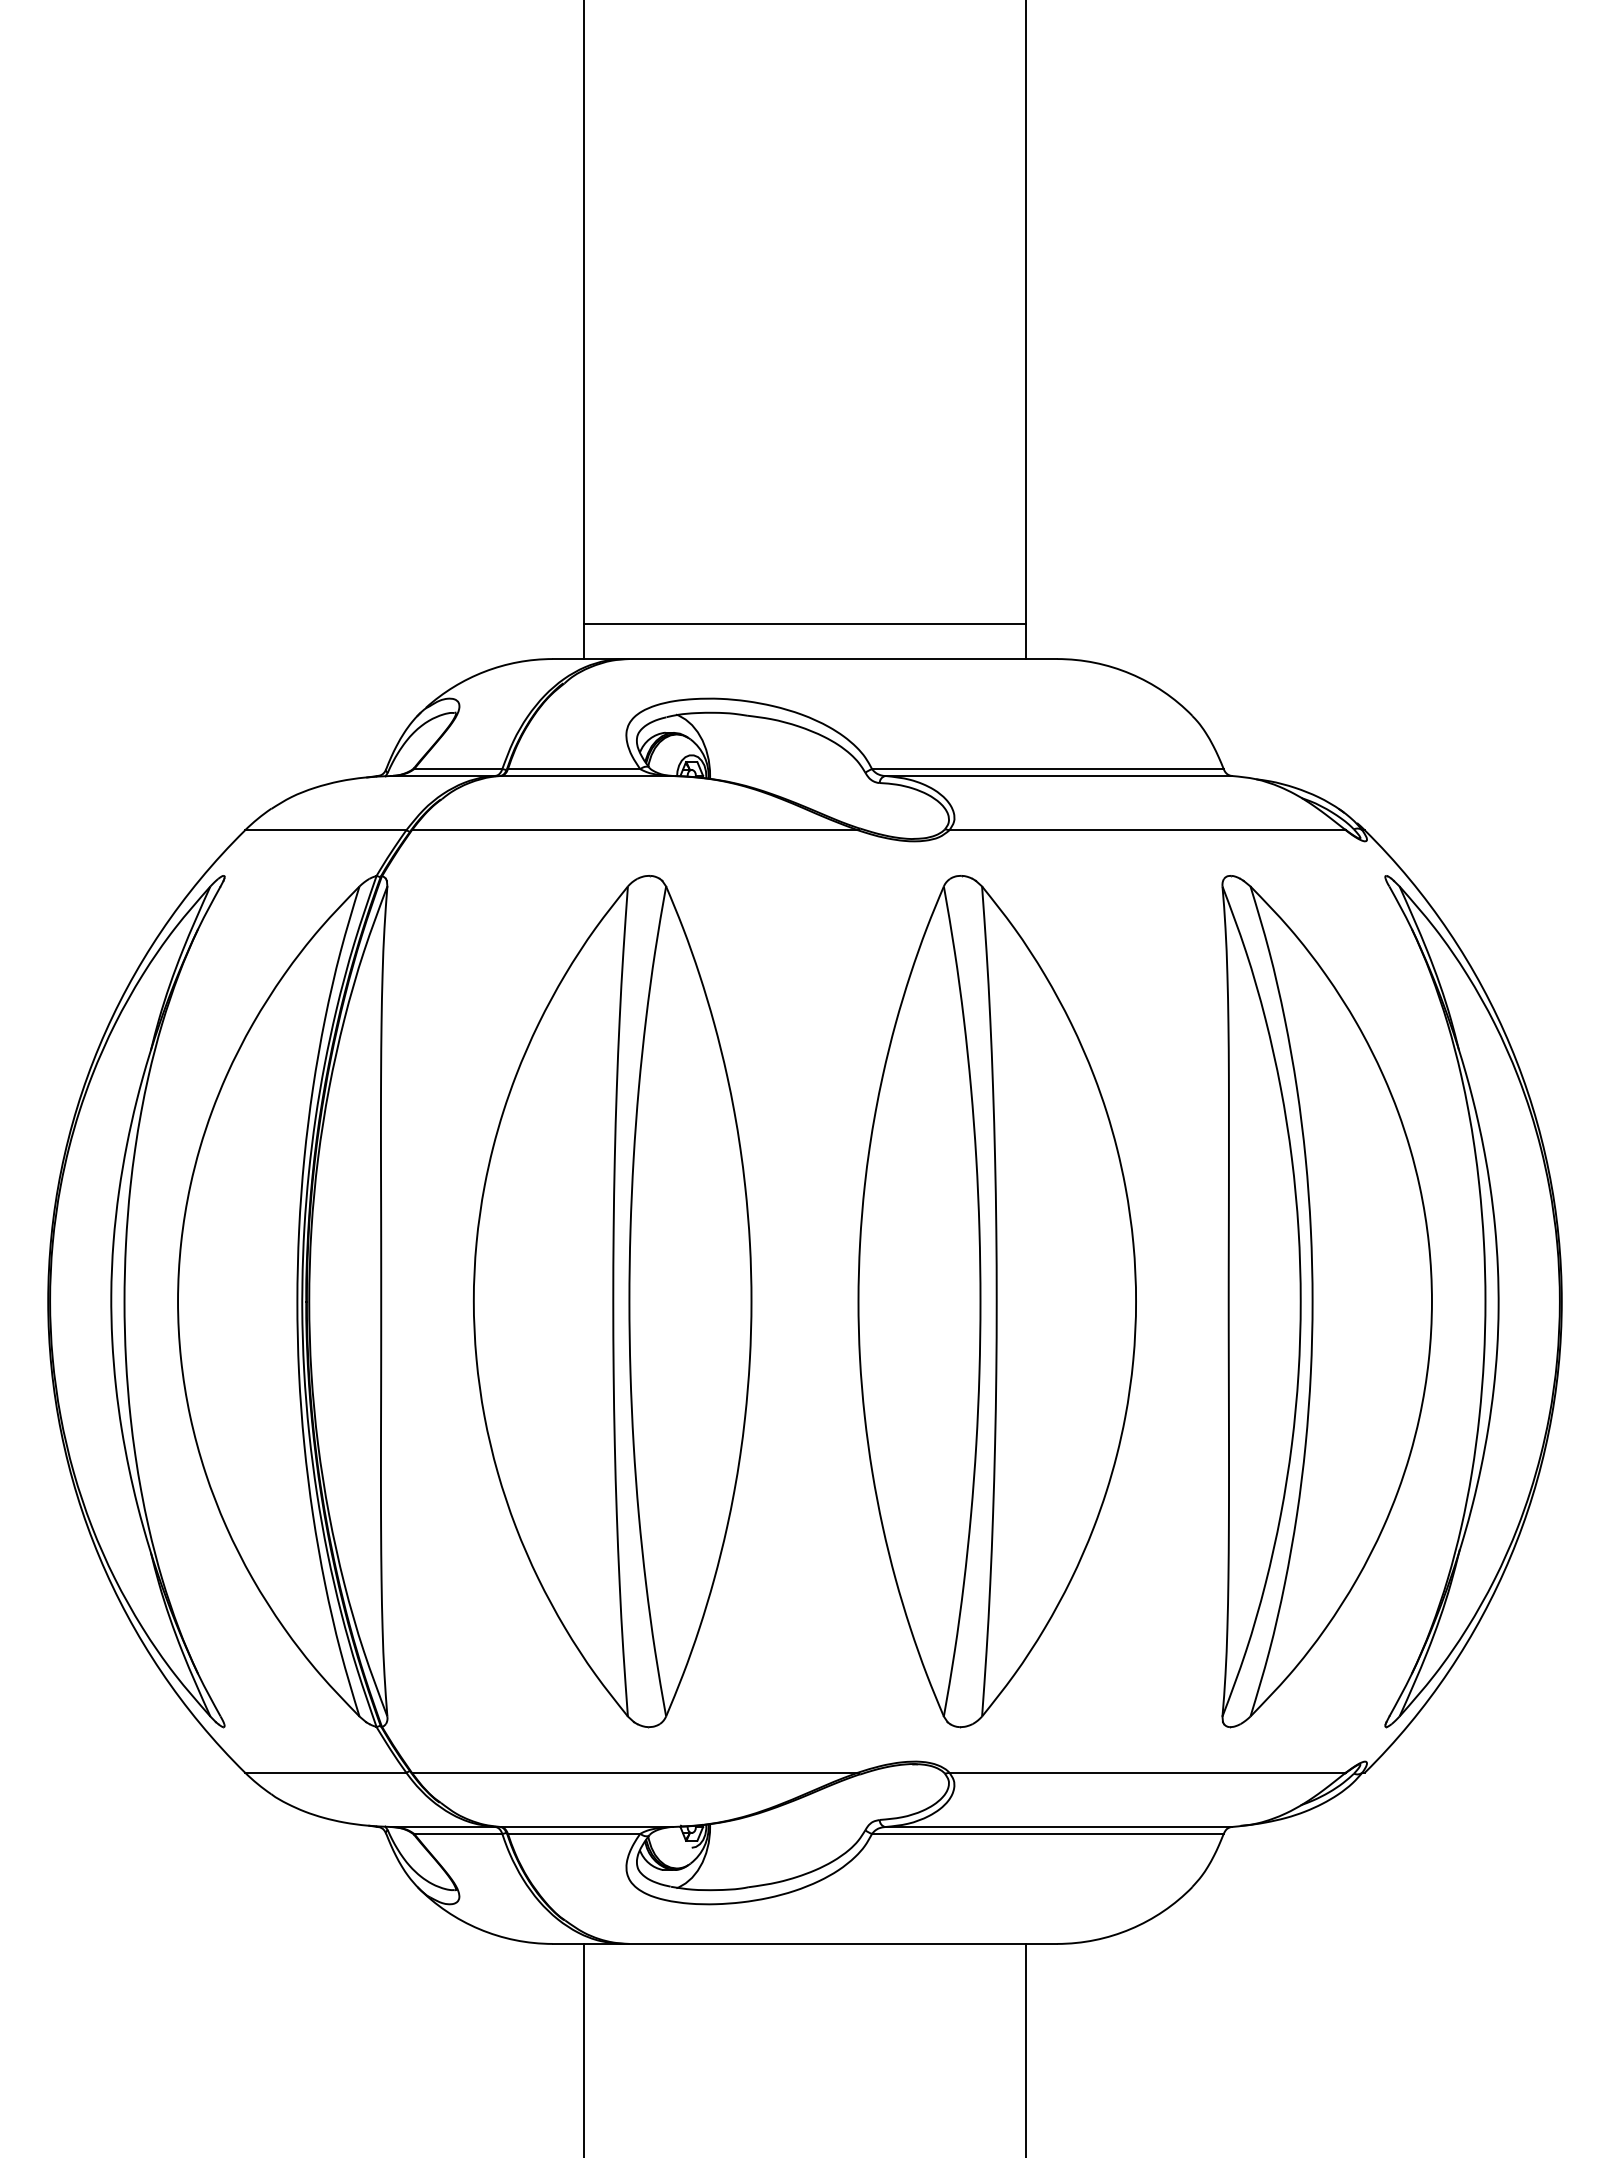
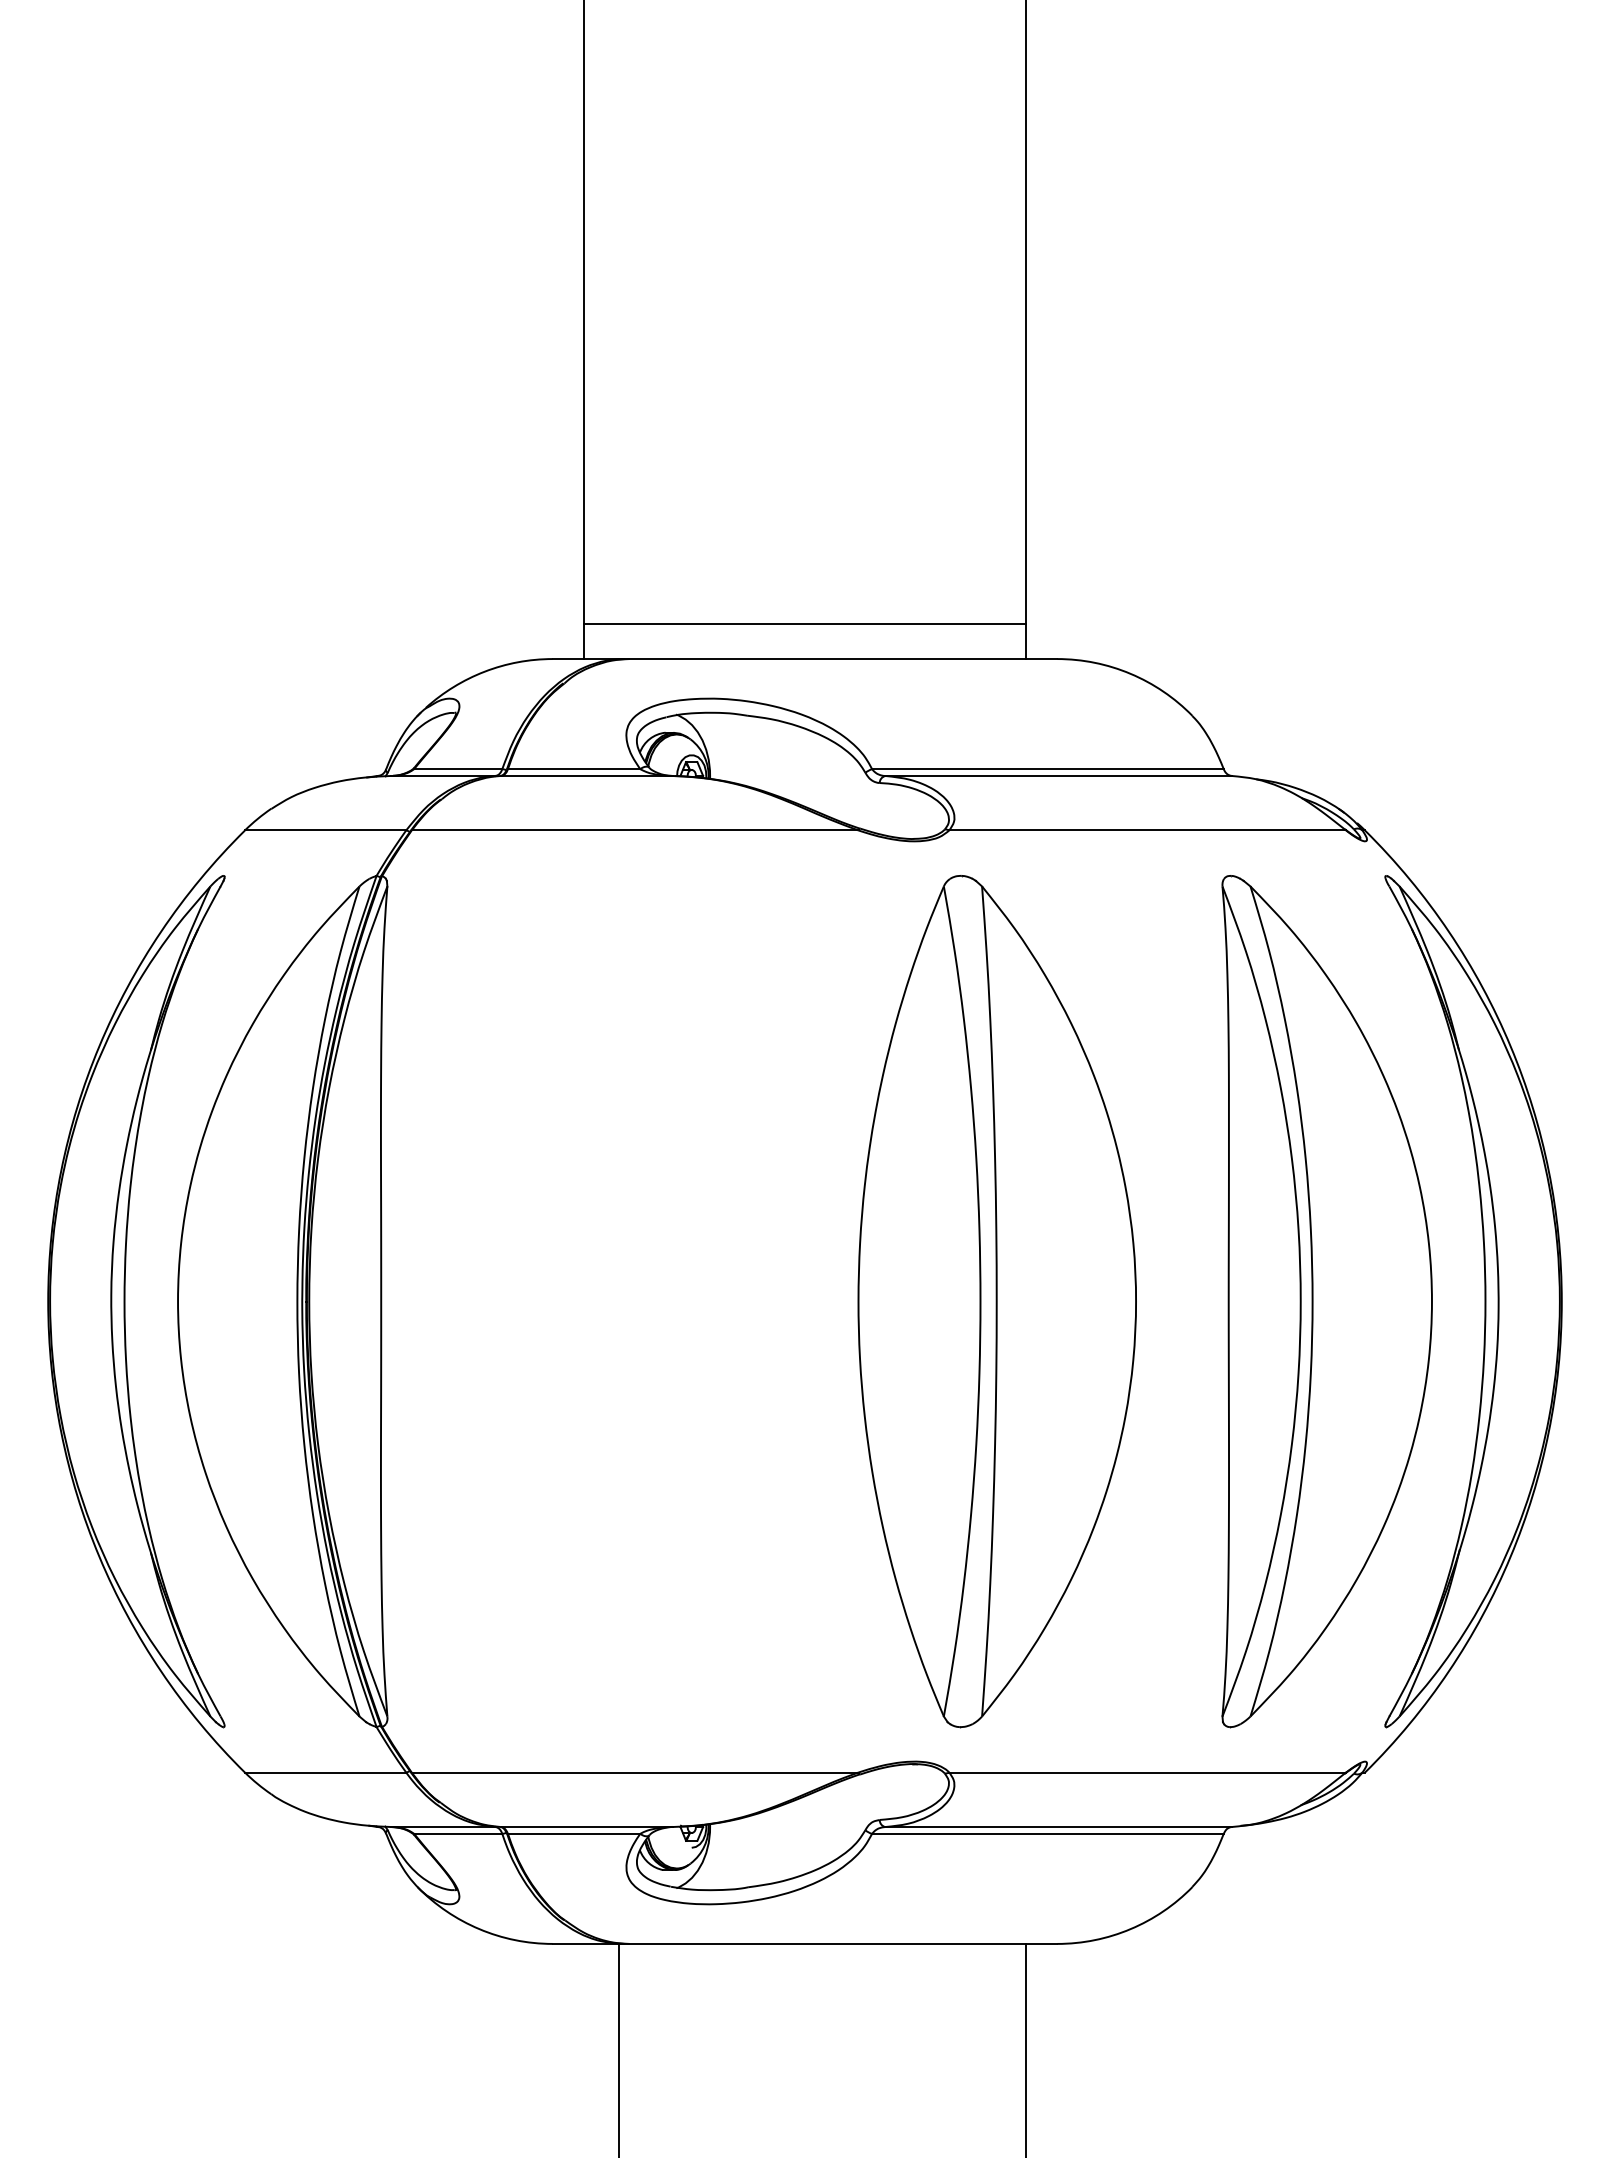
part: present -> none (612, 1301)
line position: (584, 2048) -> (619, 2048) (619, 2048)
